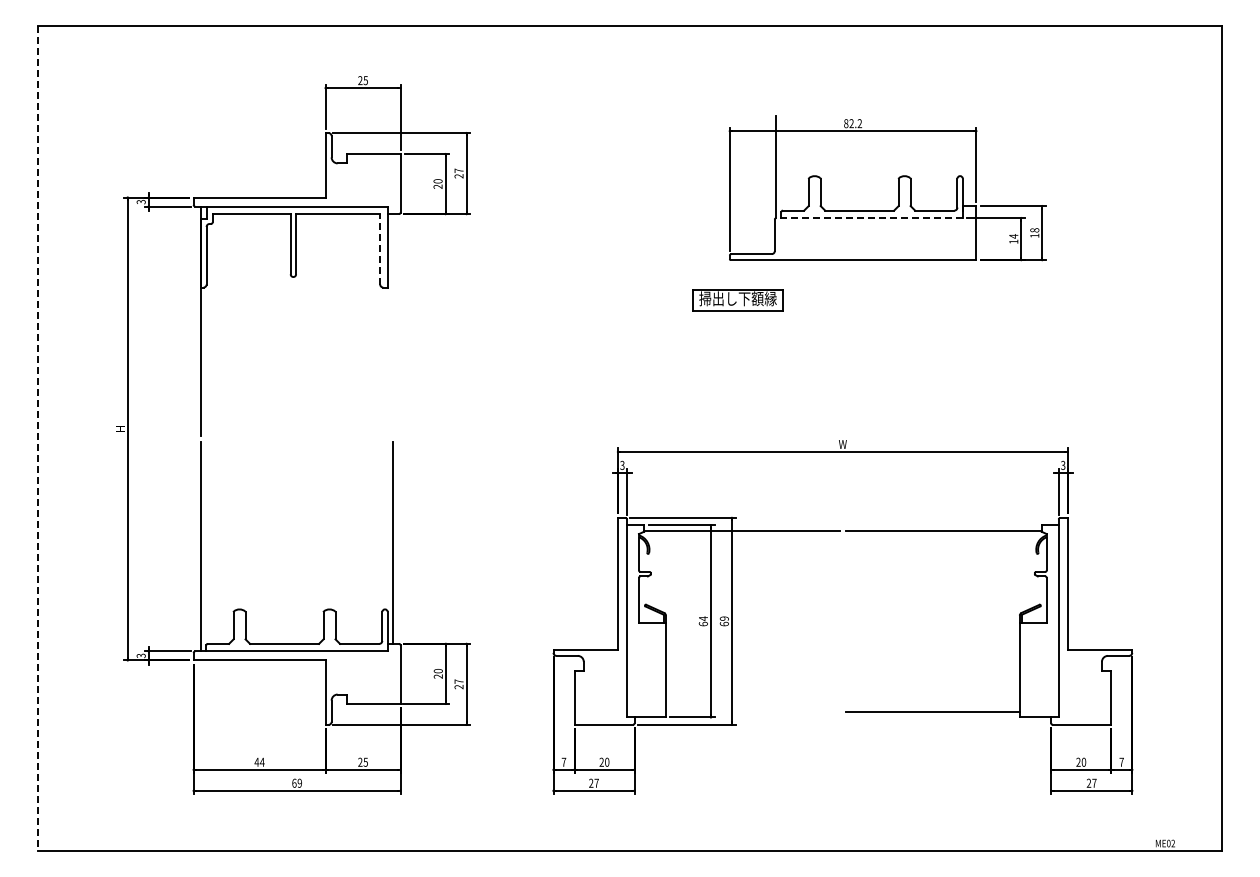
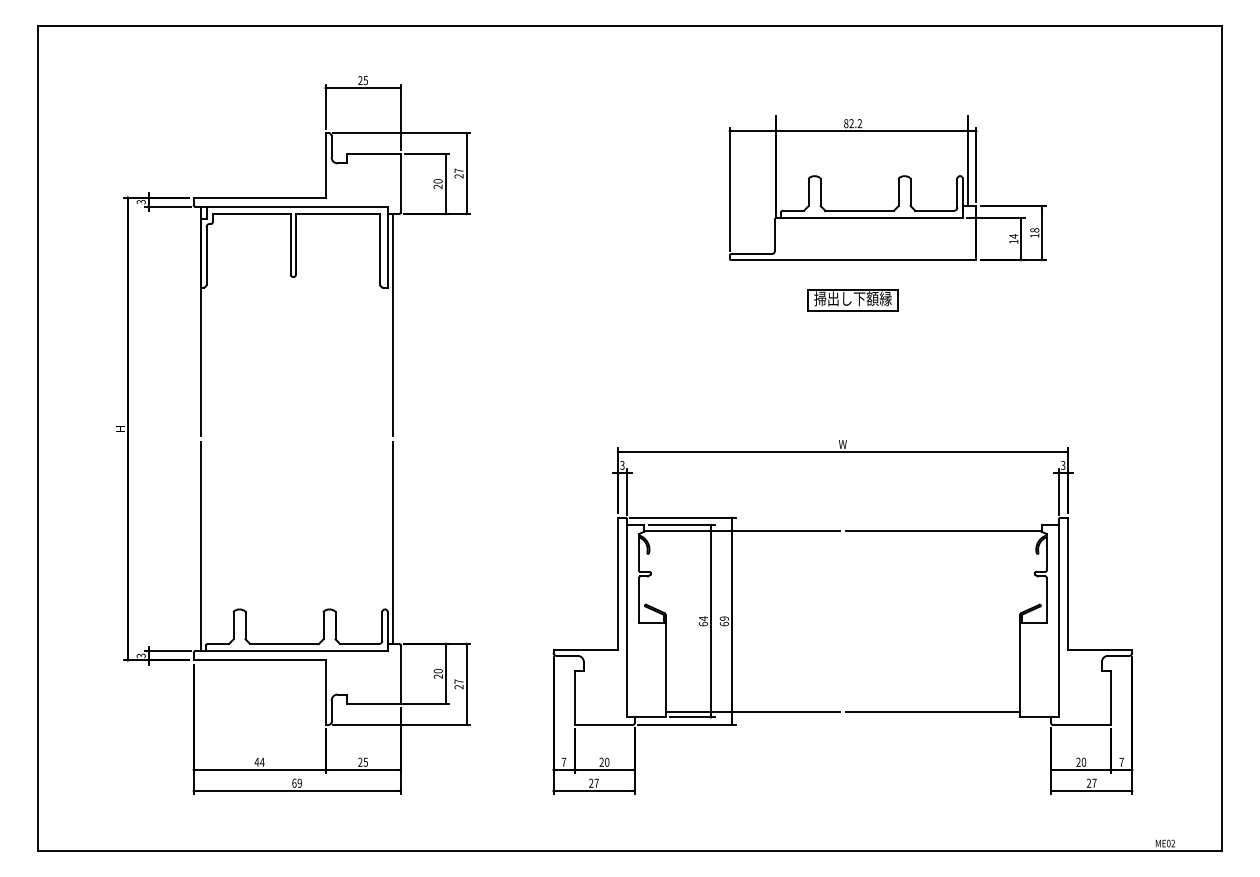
line: none -> present (968, 161)
line: dashed -> solid (869, 218)
line: dashed -> solid (380, 248)
part position: (737, 300) -> (852, 300) (852, 300)
line: none -> present (393, 324)
line: dashed -> solid (37, 438)
line: none -> present (752, 711)
